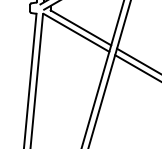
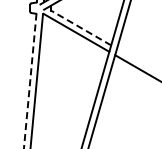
line: solid -> dashed (80, 27)
line: present -> none (137, 60)
line: solid -> dashed (30, 80)
